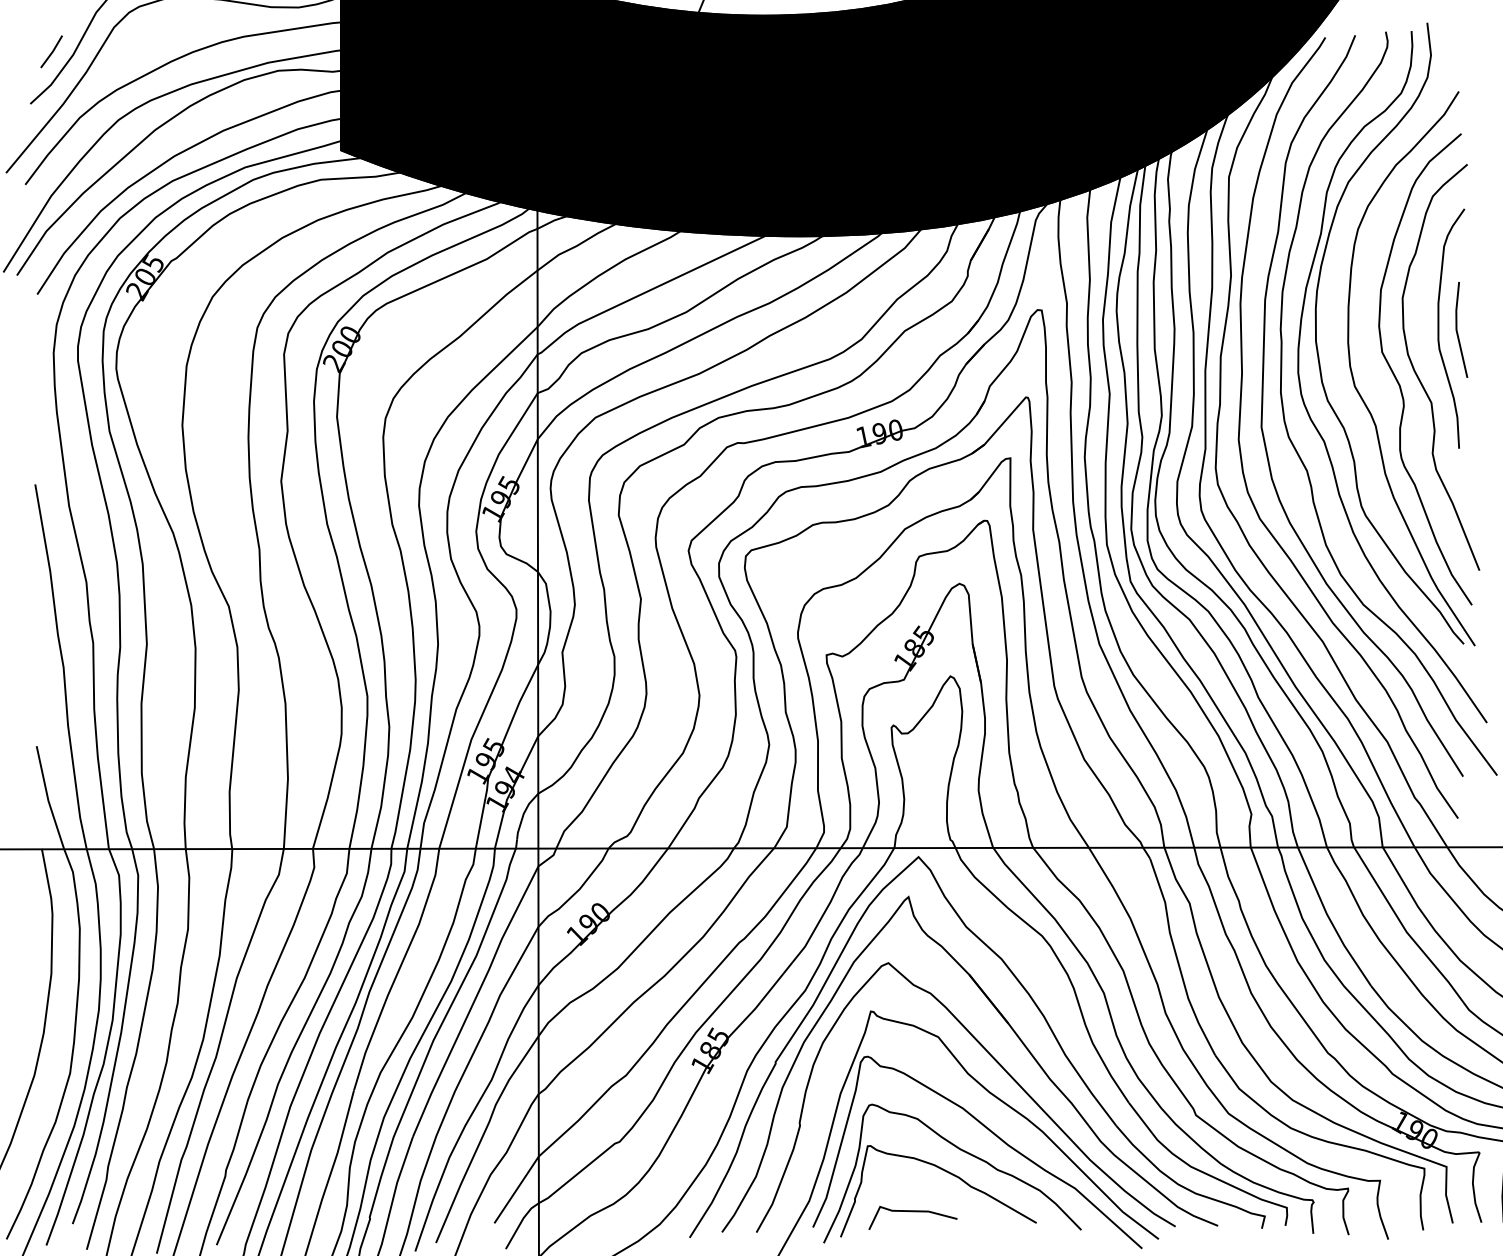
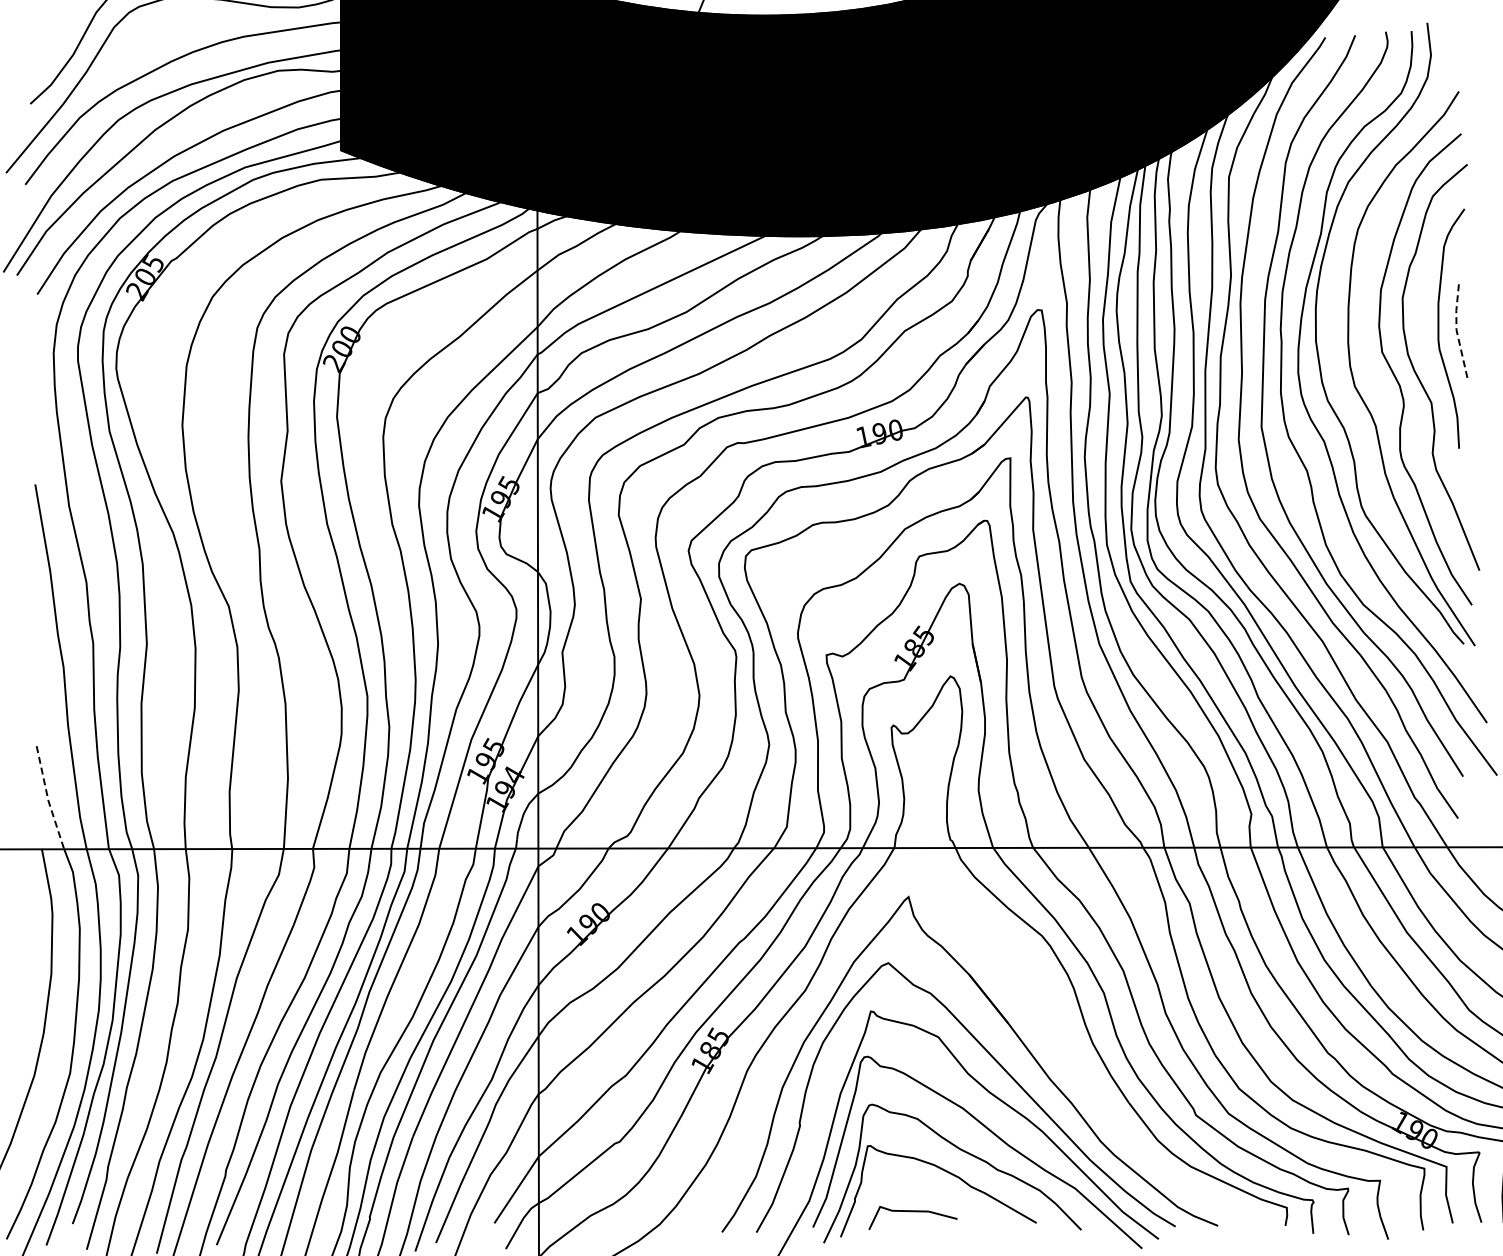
line: present -> none (51, 51)
line: solid -> dashed (1456, 329)
line: solid -> dashed (48, 799)
part: present -> none (1036, 1007)
